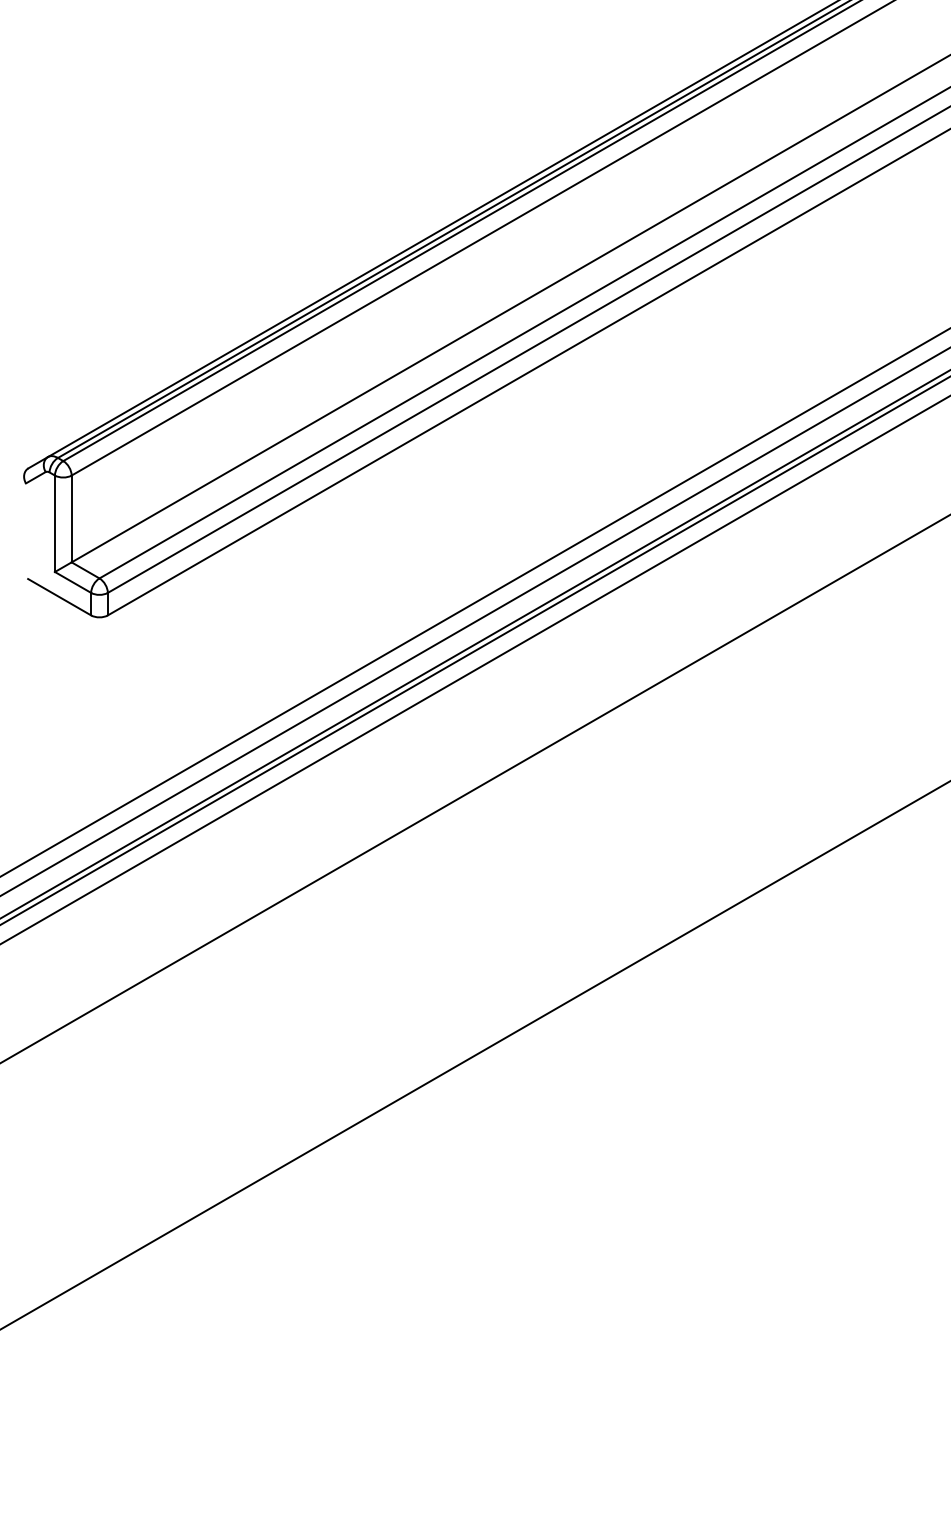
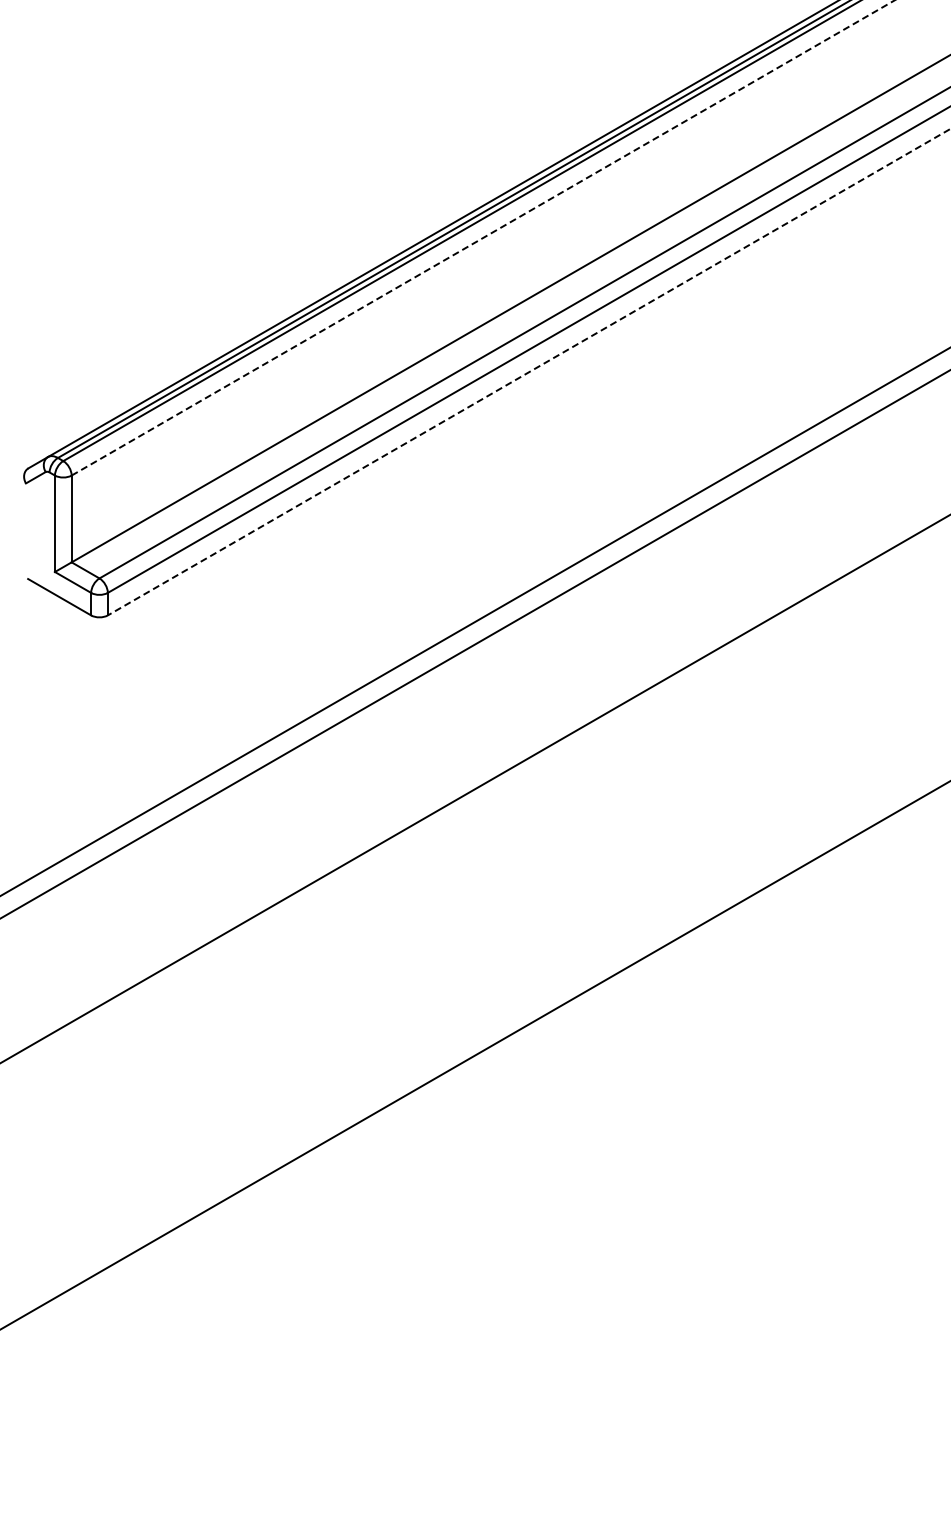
line: solid -> dashed (483, 237)
line: solid -> dashed (528, 372)
line: present -> none (474, 602)
line: present -> none (474, 650)
line: present -> none (474, 670)
